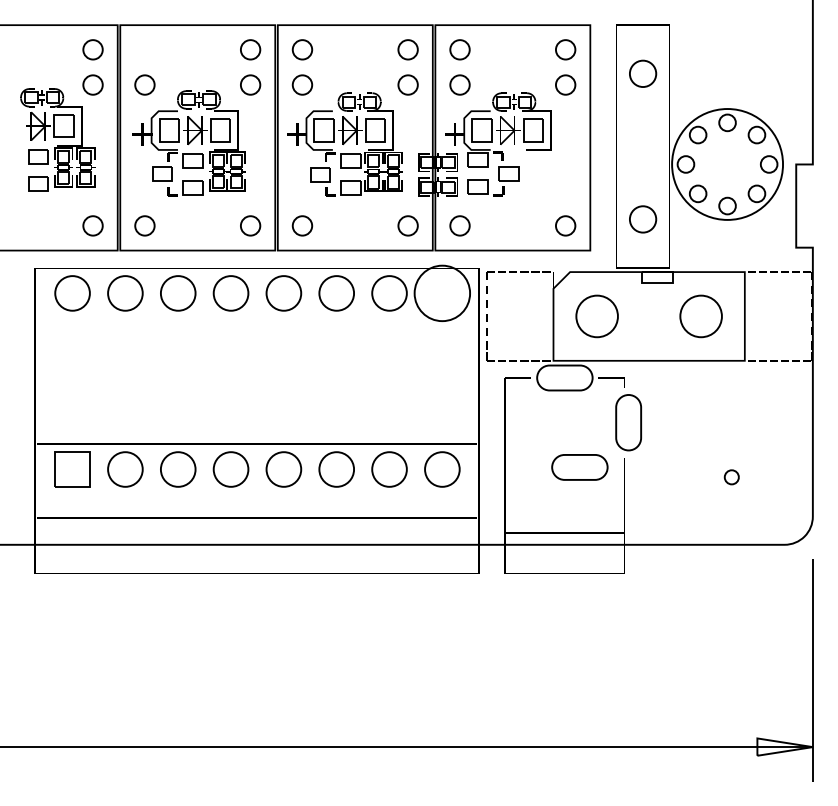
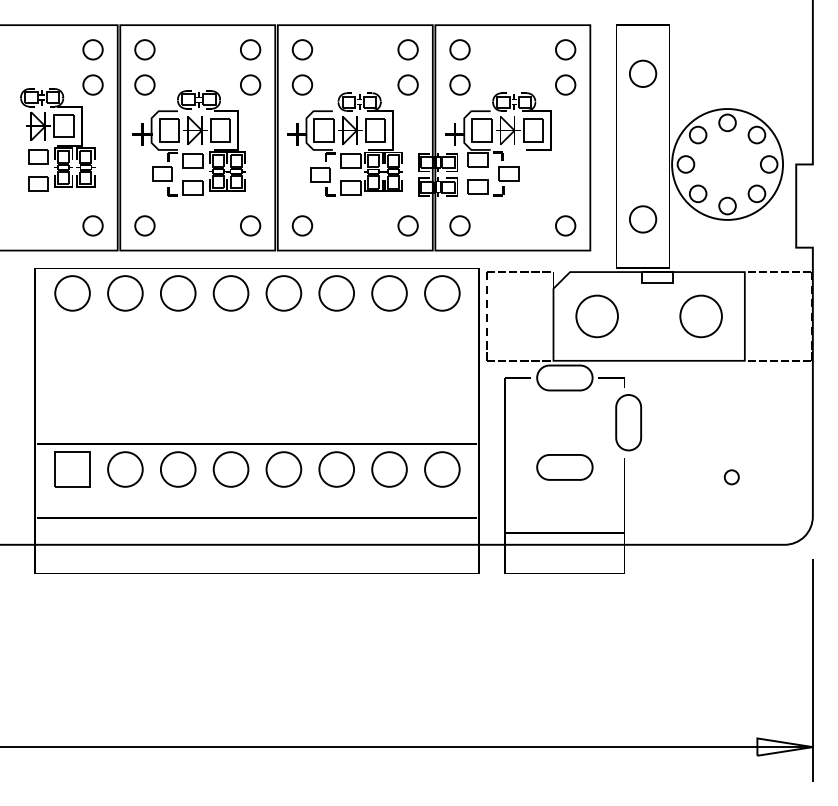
circle: none -> present (144, 49)
circle diameter: 55 px -> 35 px (442, 293)
part position: (579, 467) -> (564, 467) (564, 467)
